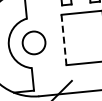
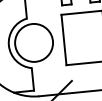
line: dashed -> solid (64, 40)
circle diameter: 23 px -> 38 px (34, 42)
